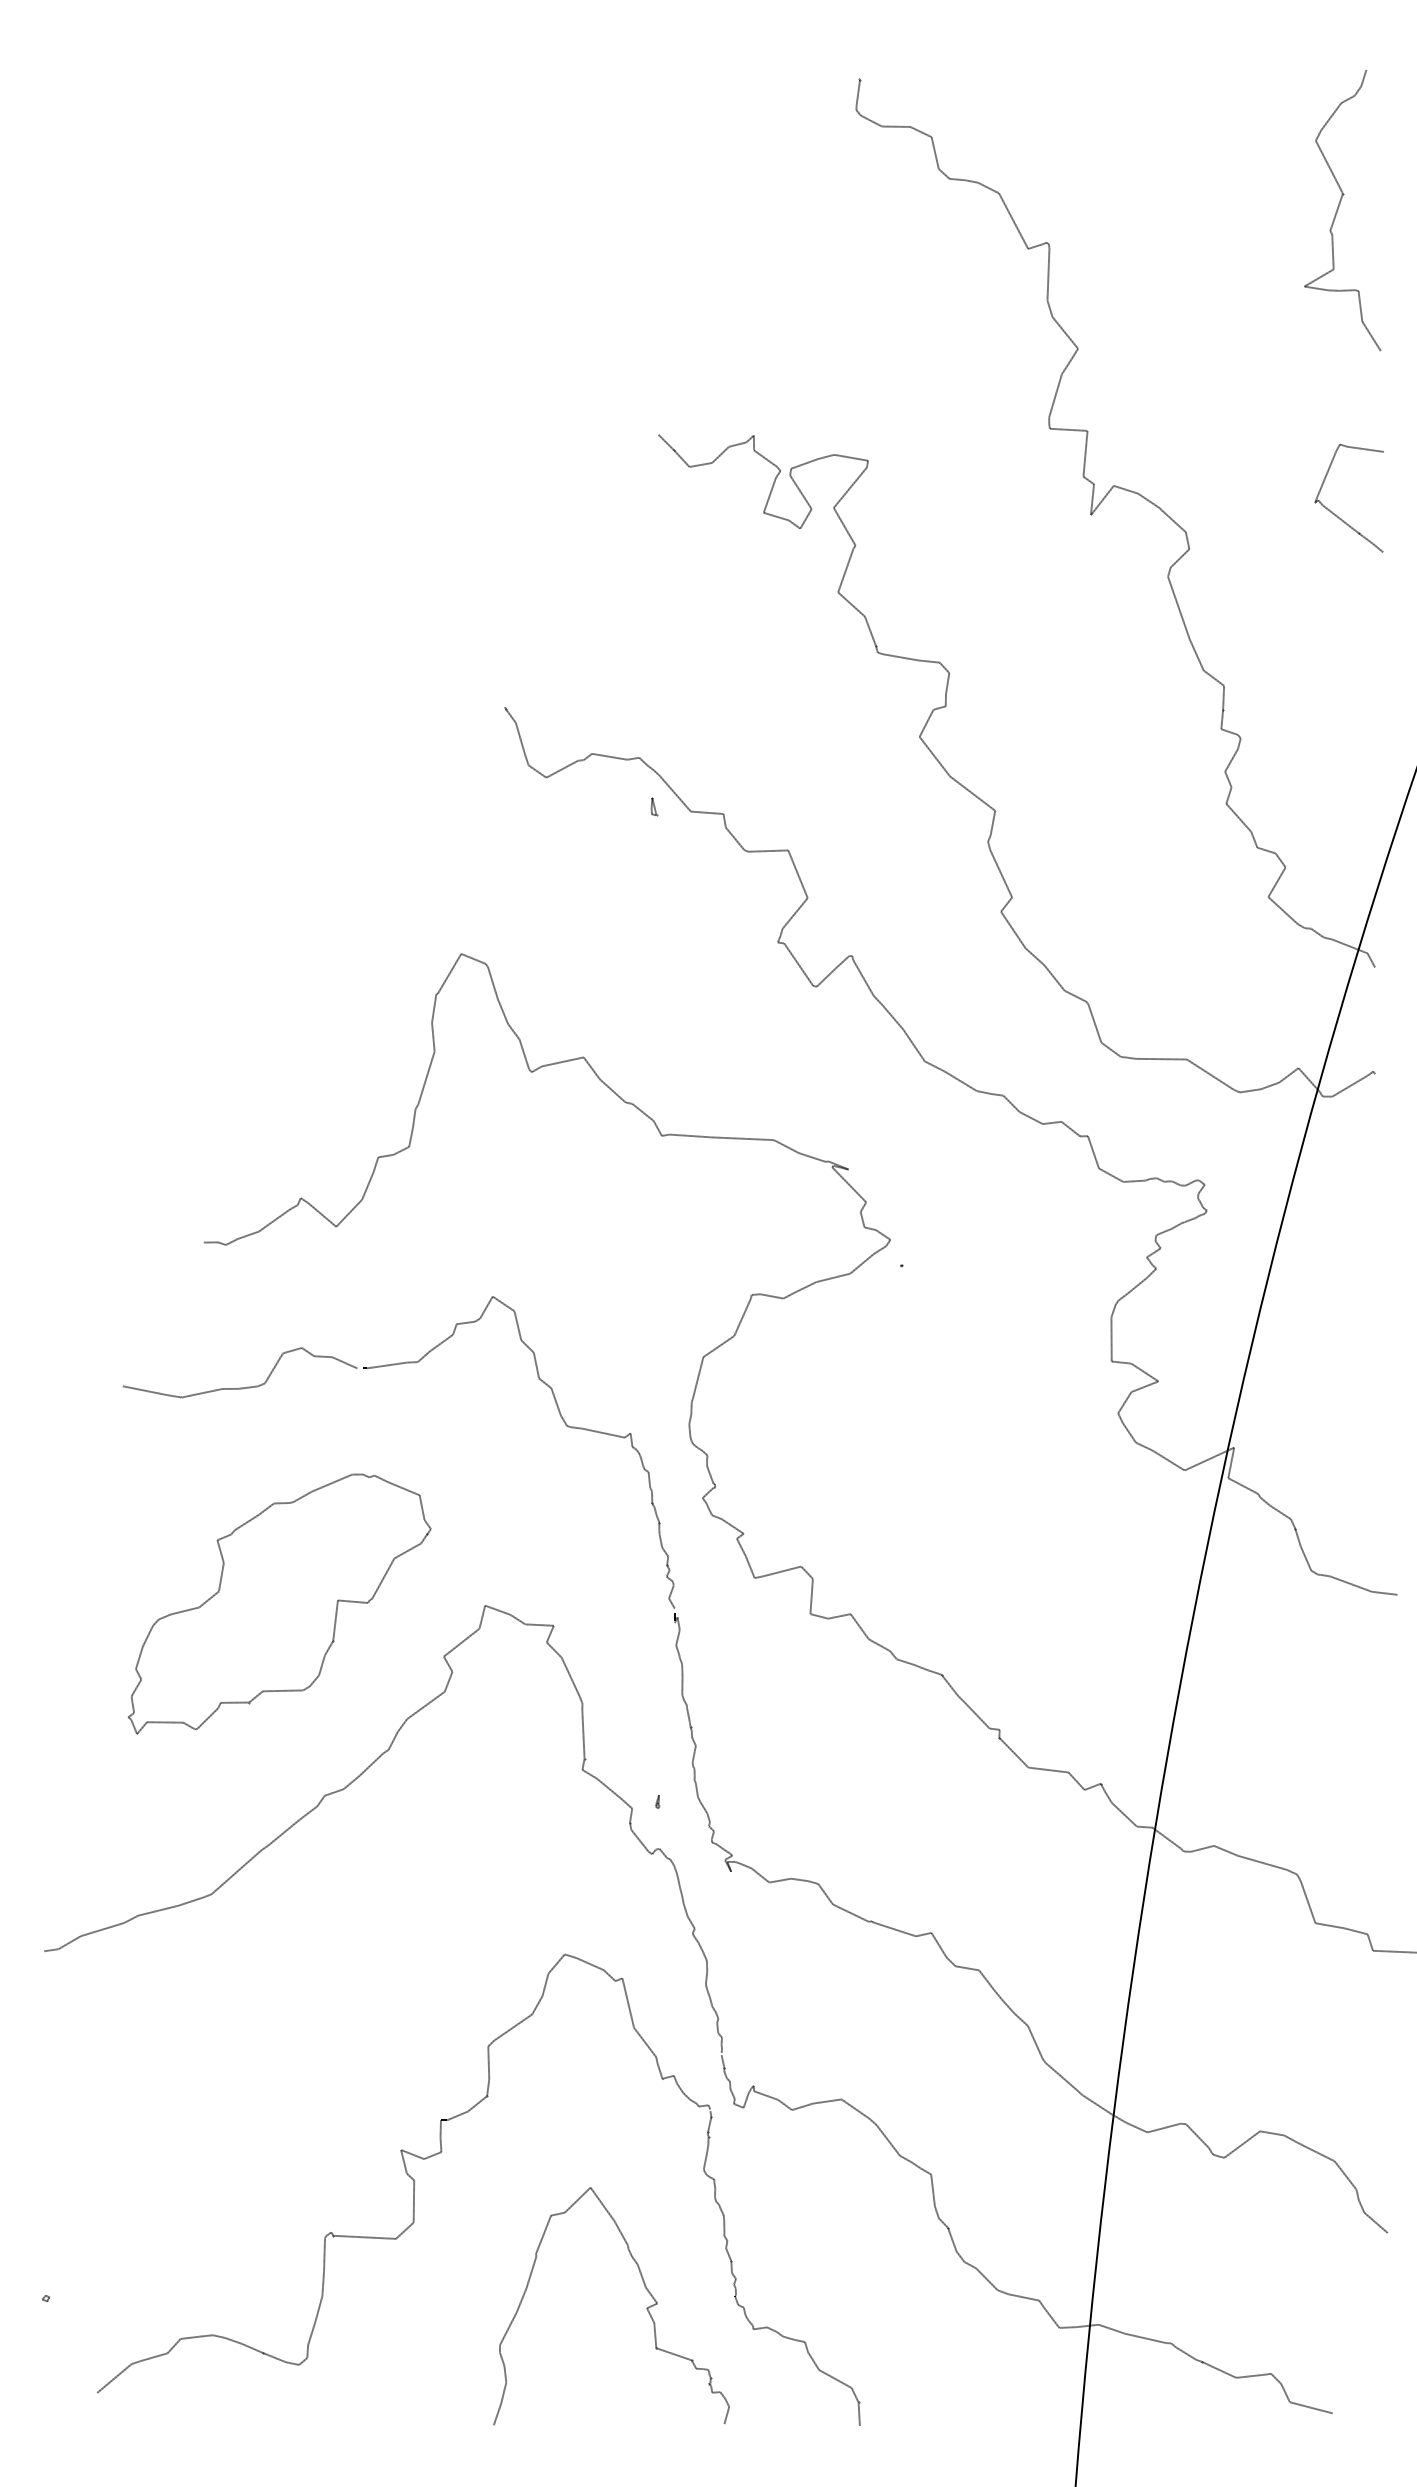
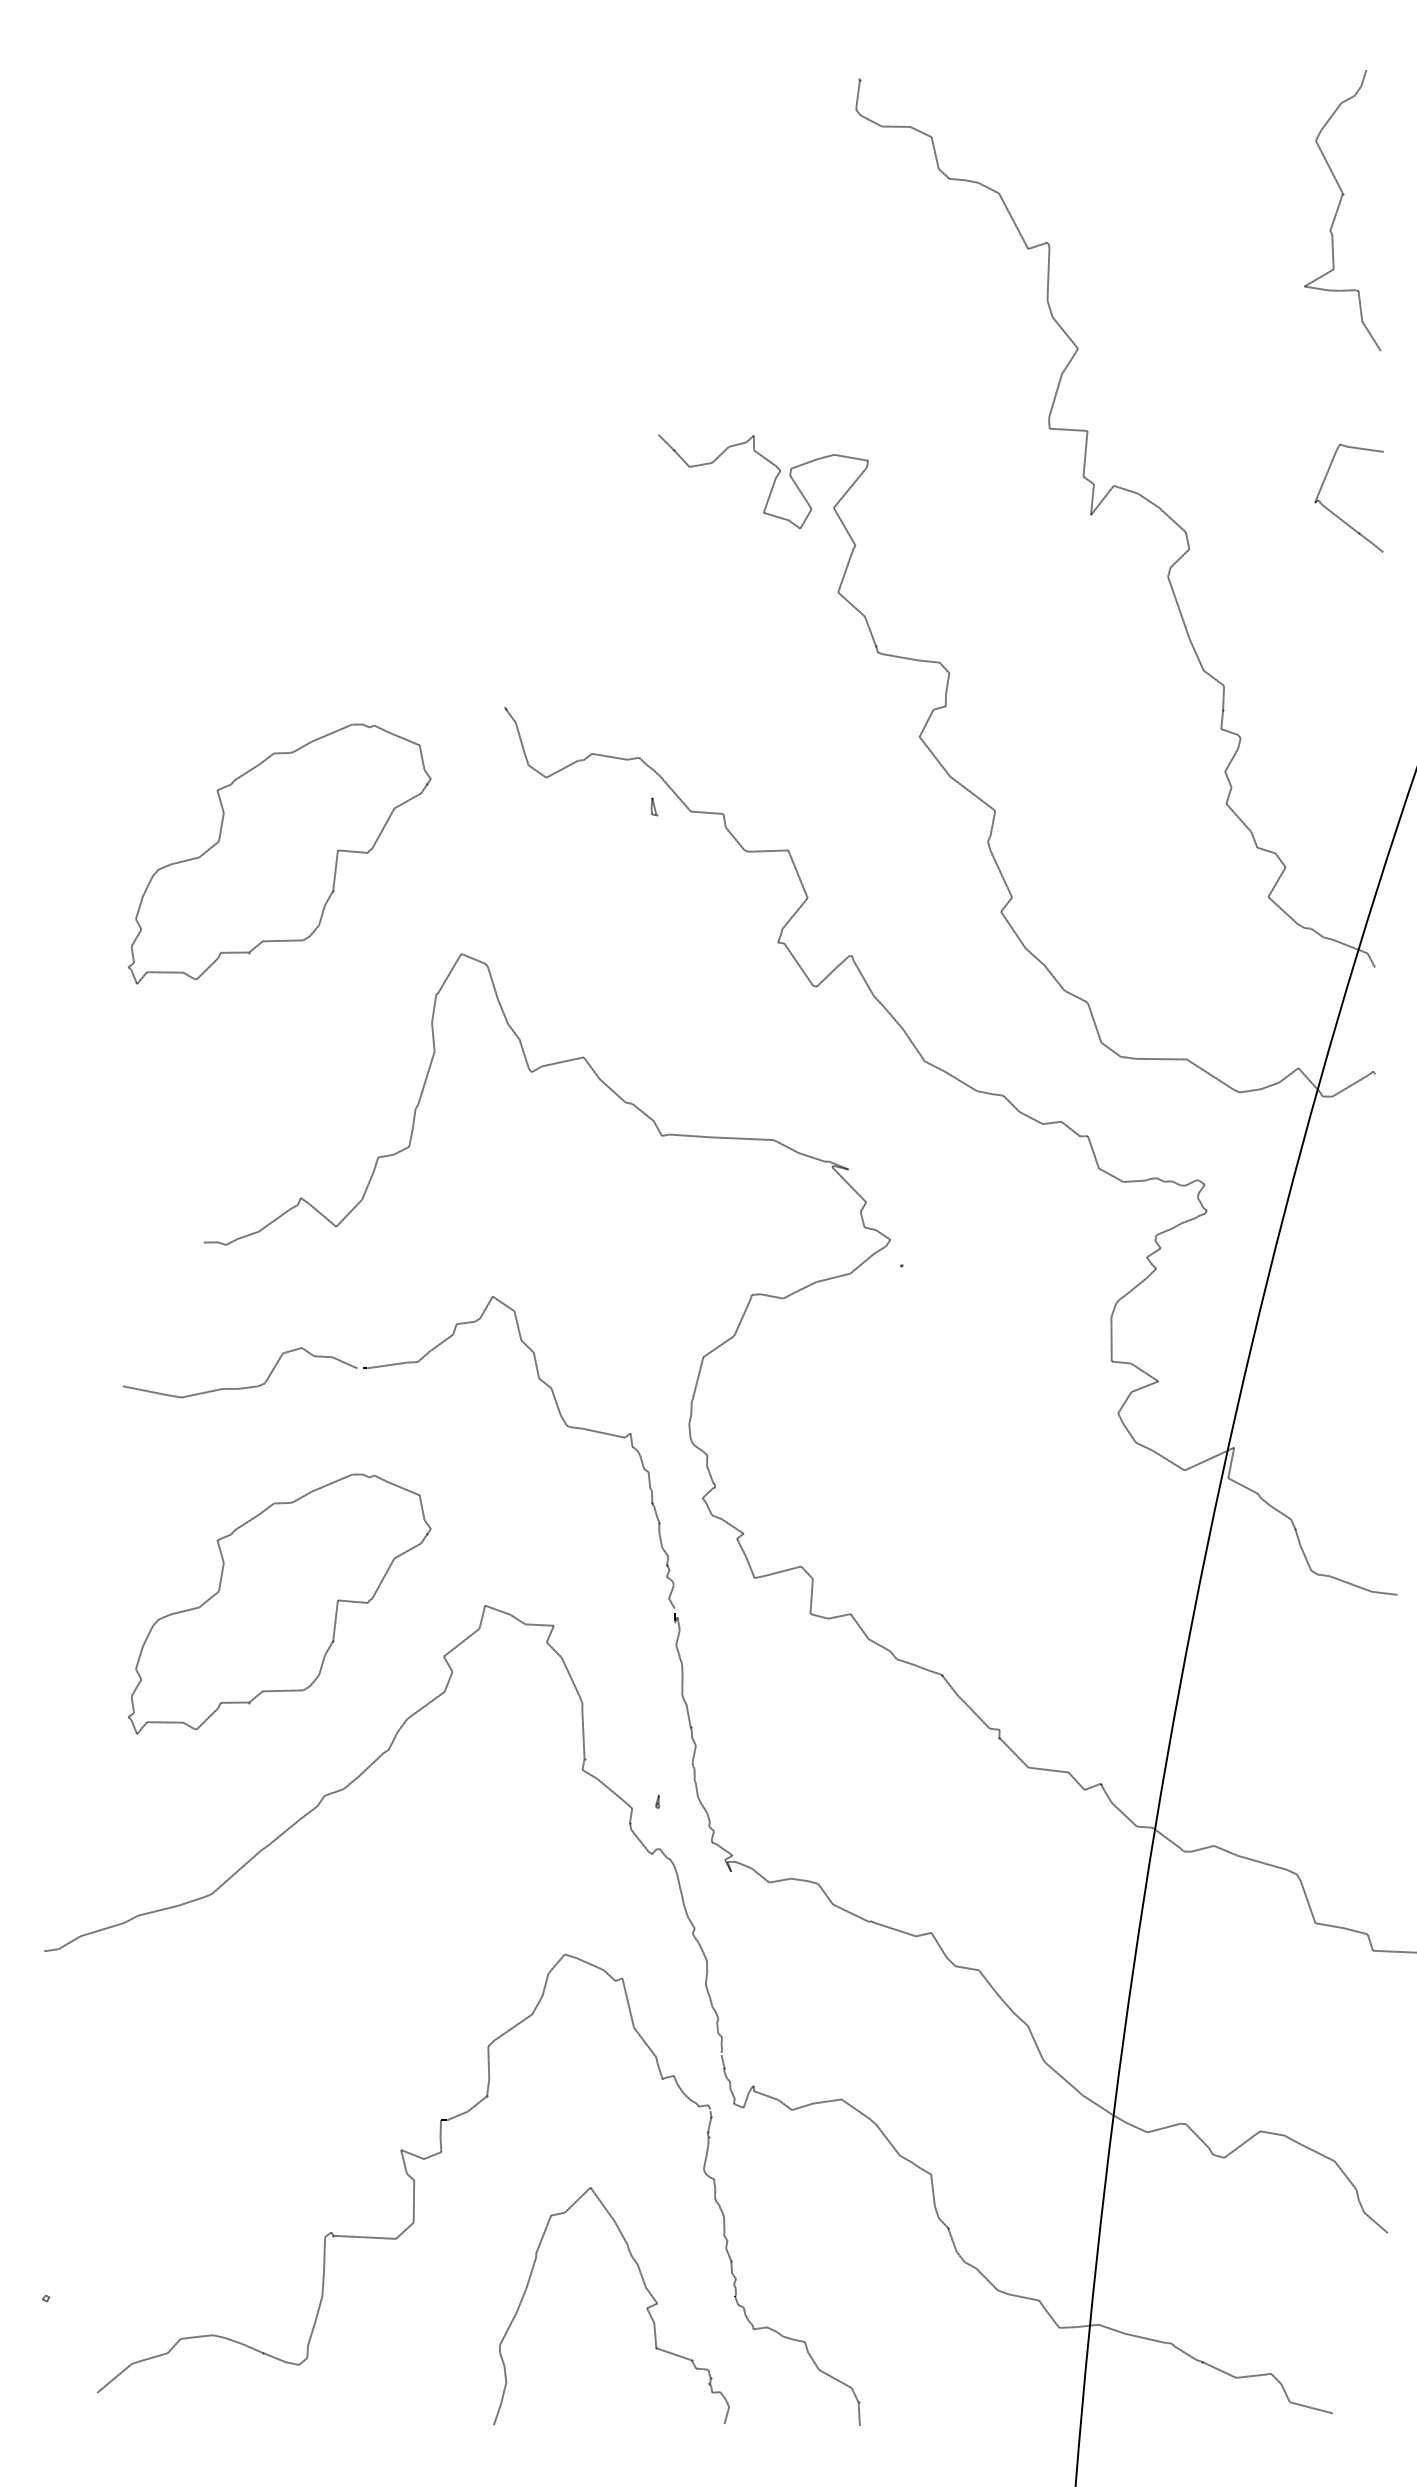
part: none -> present (279, 853)
